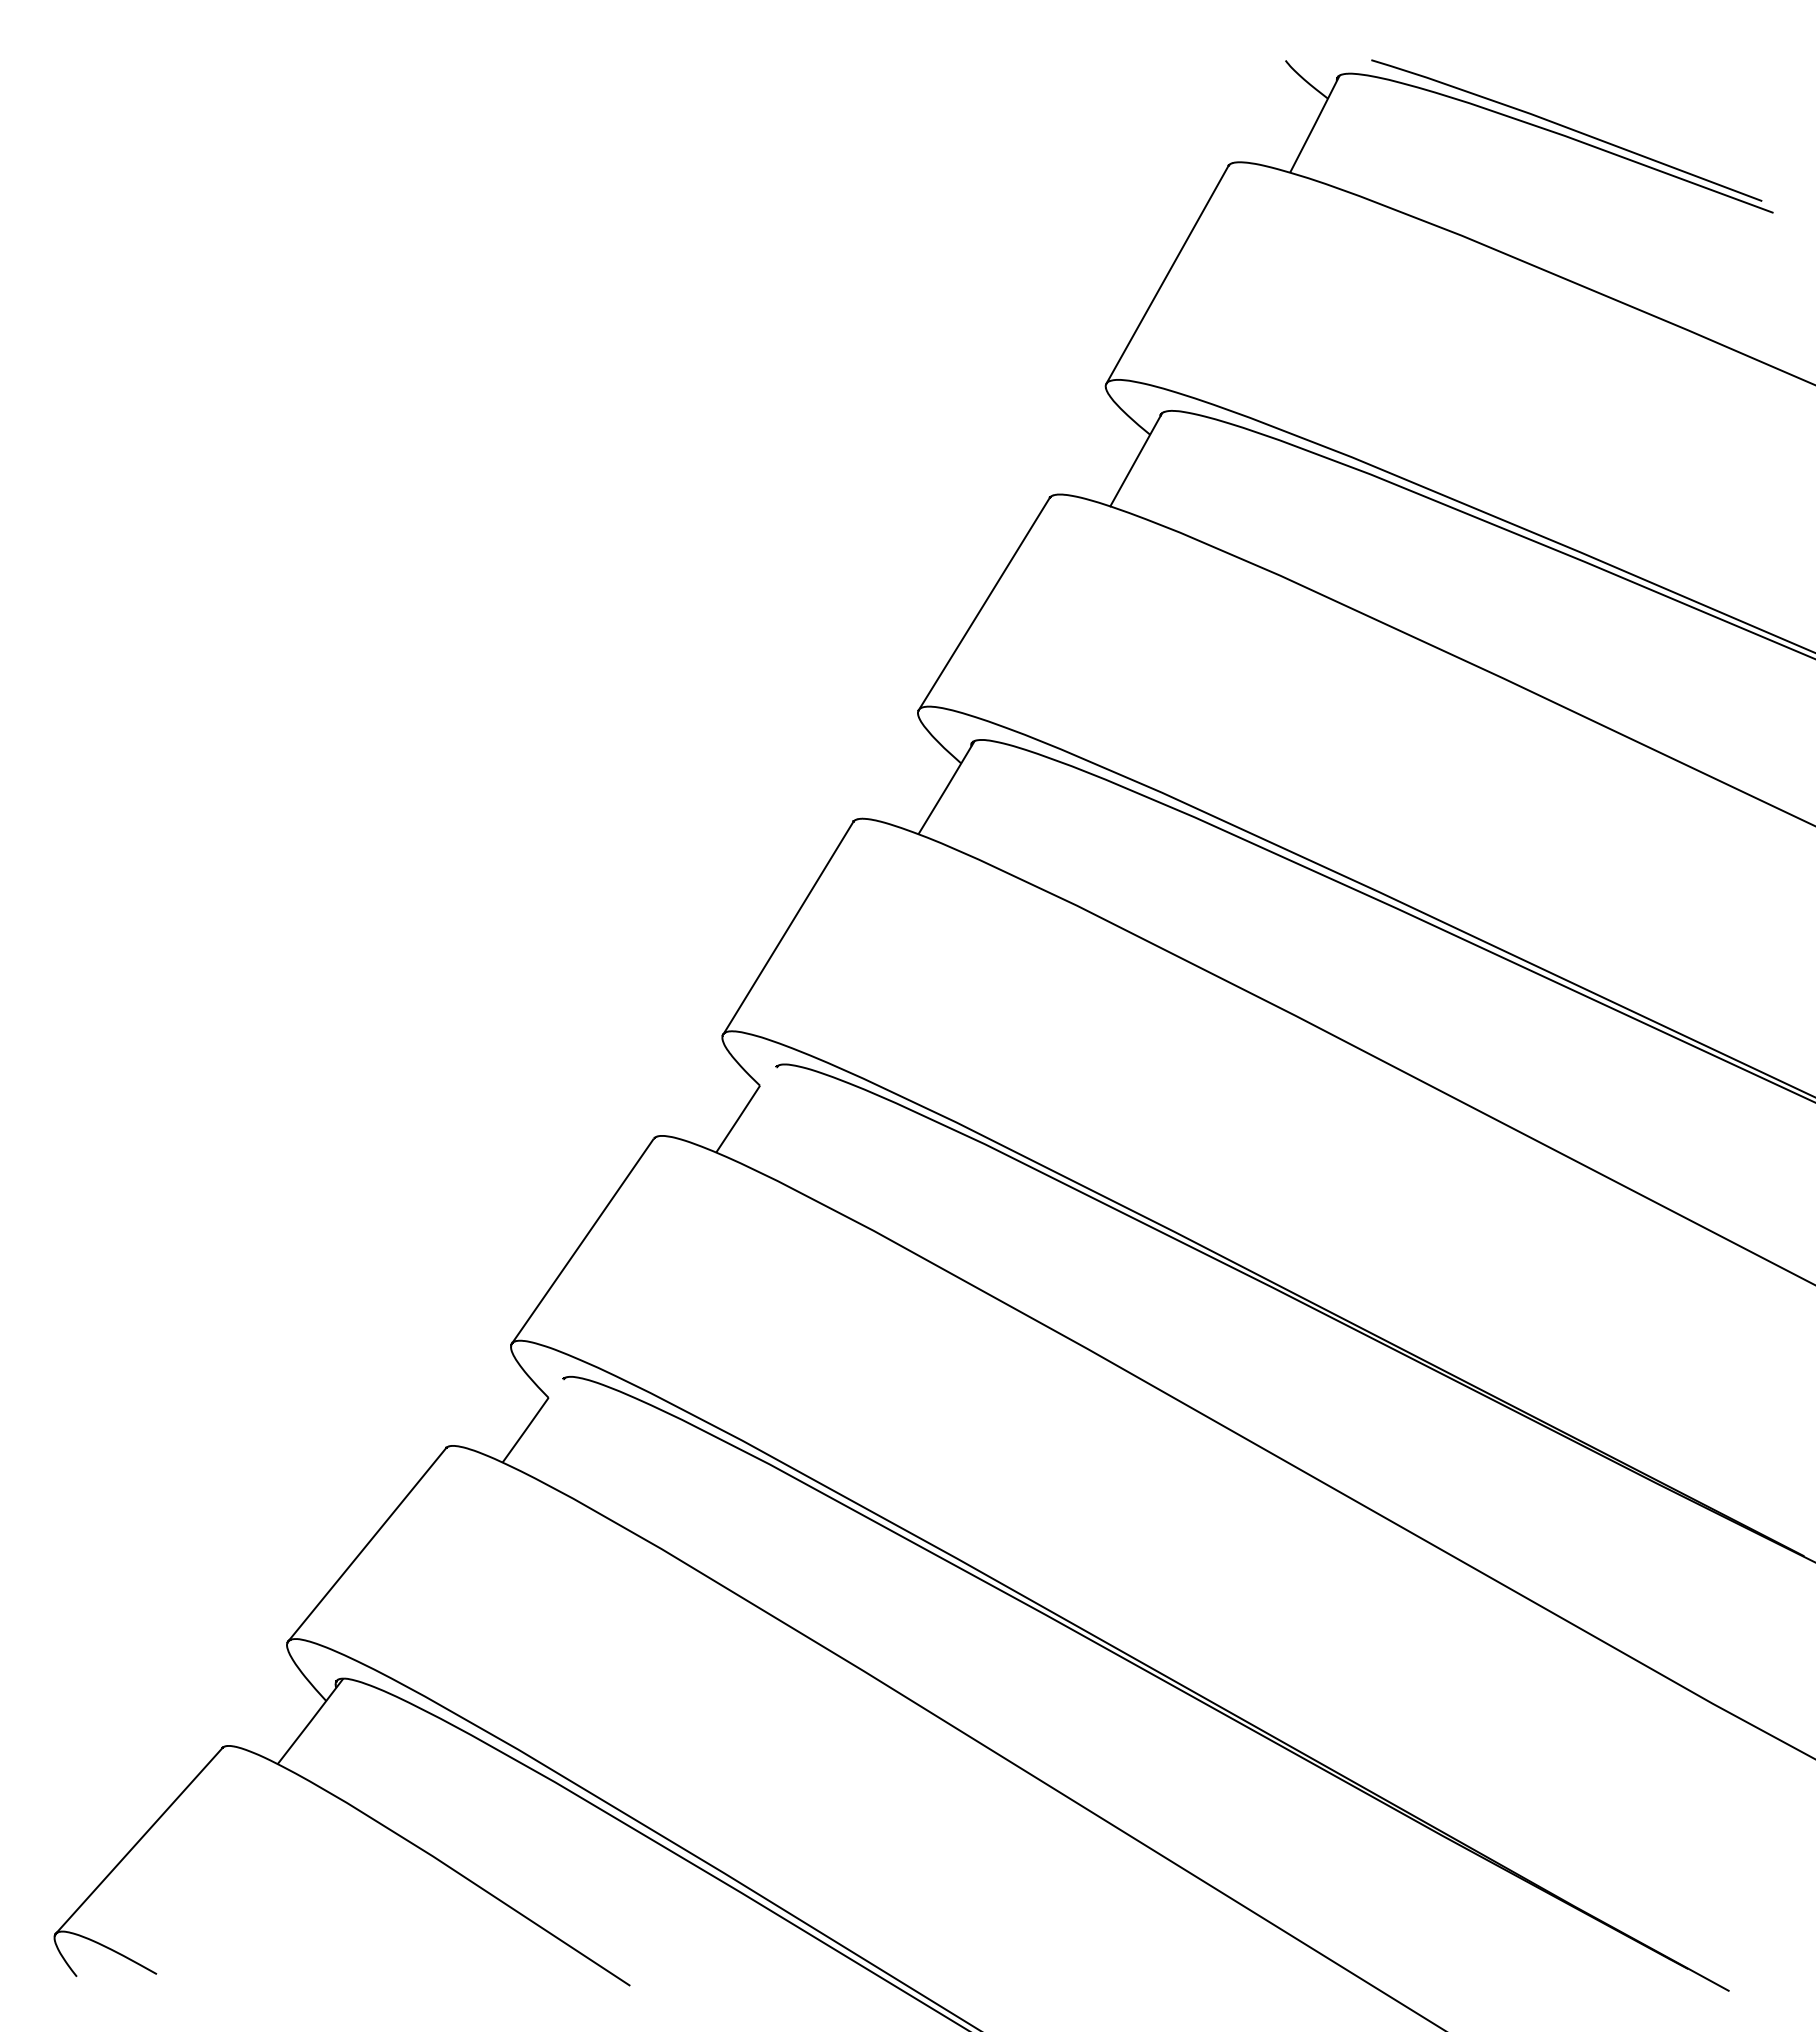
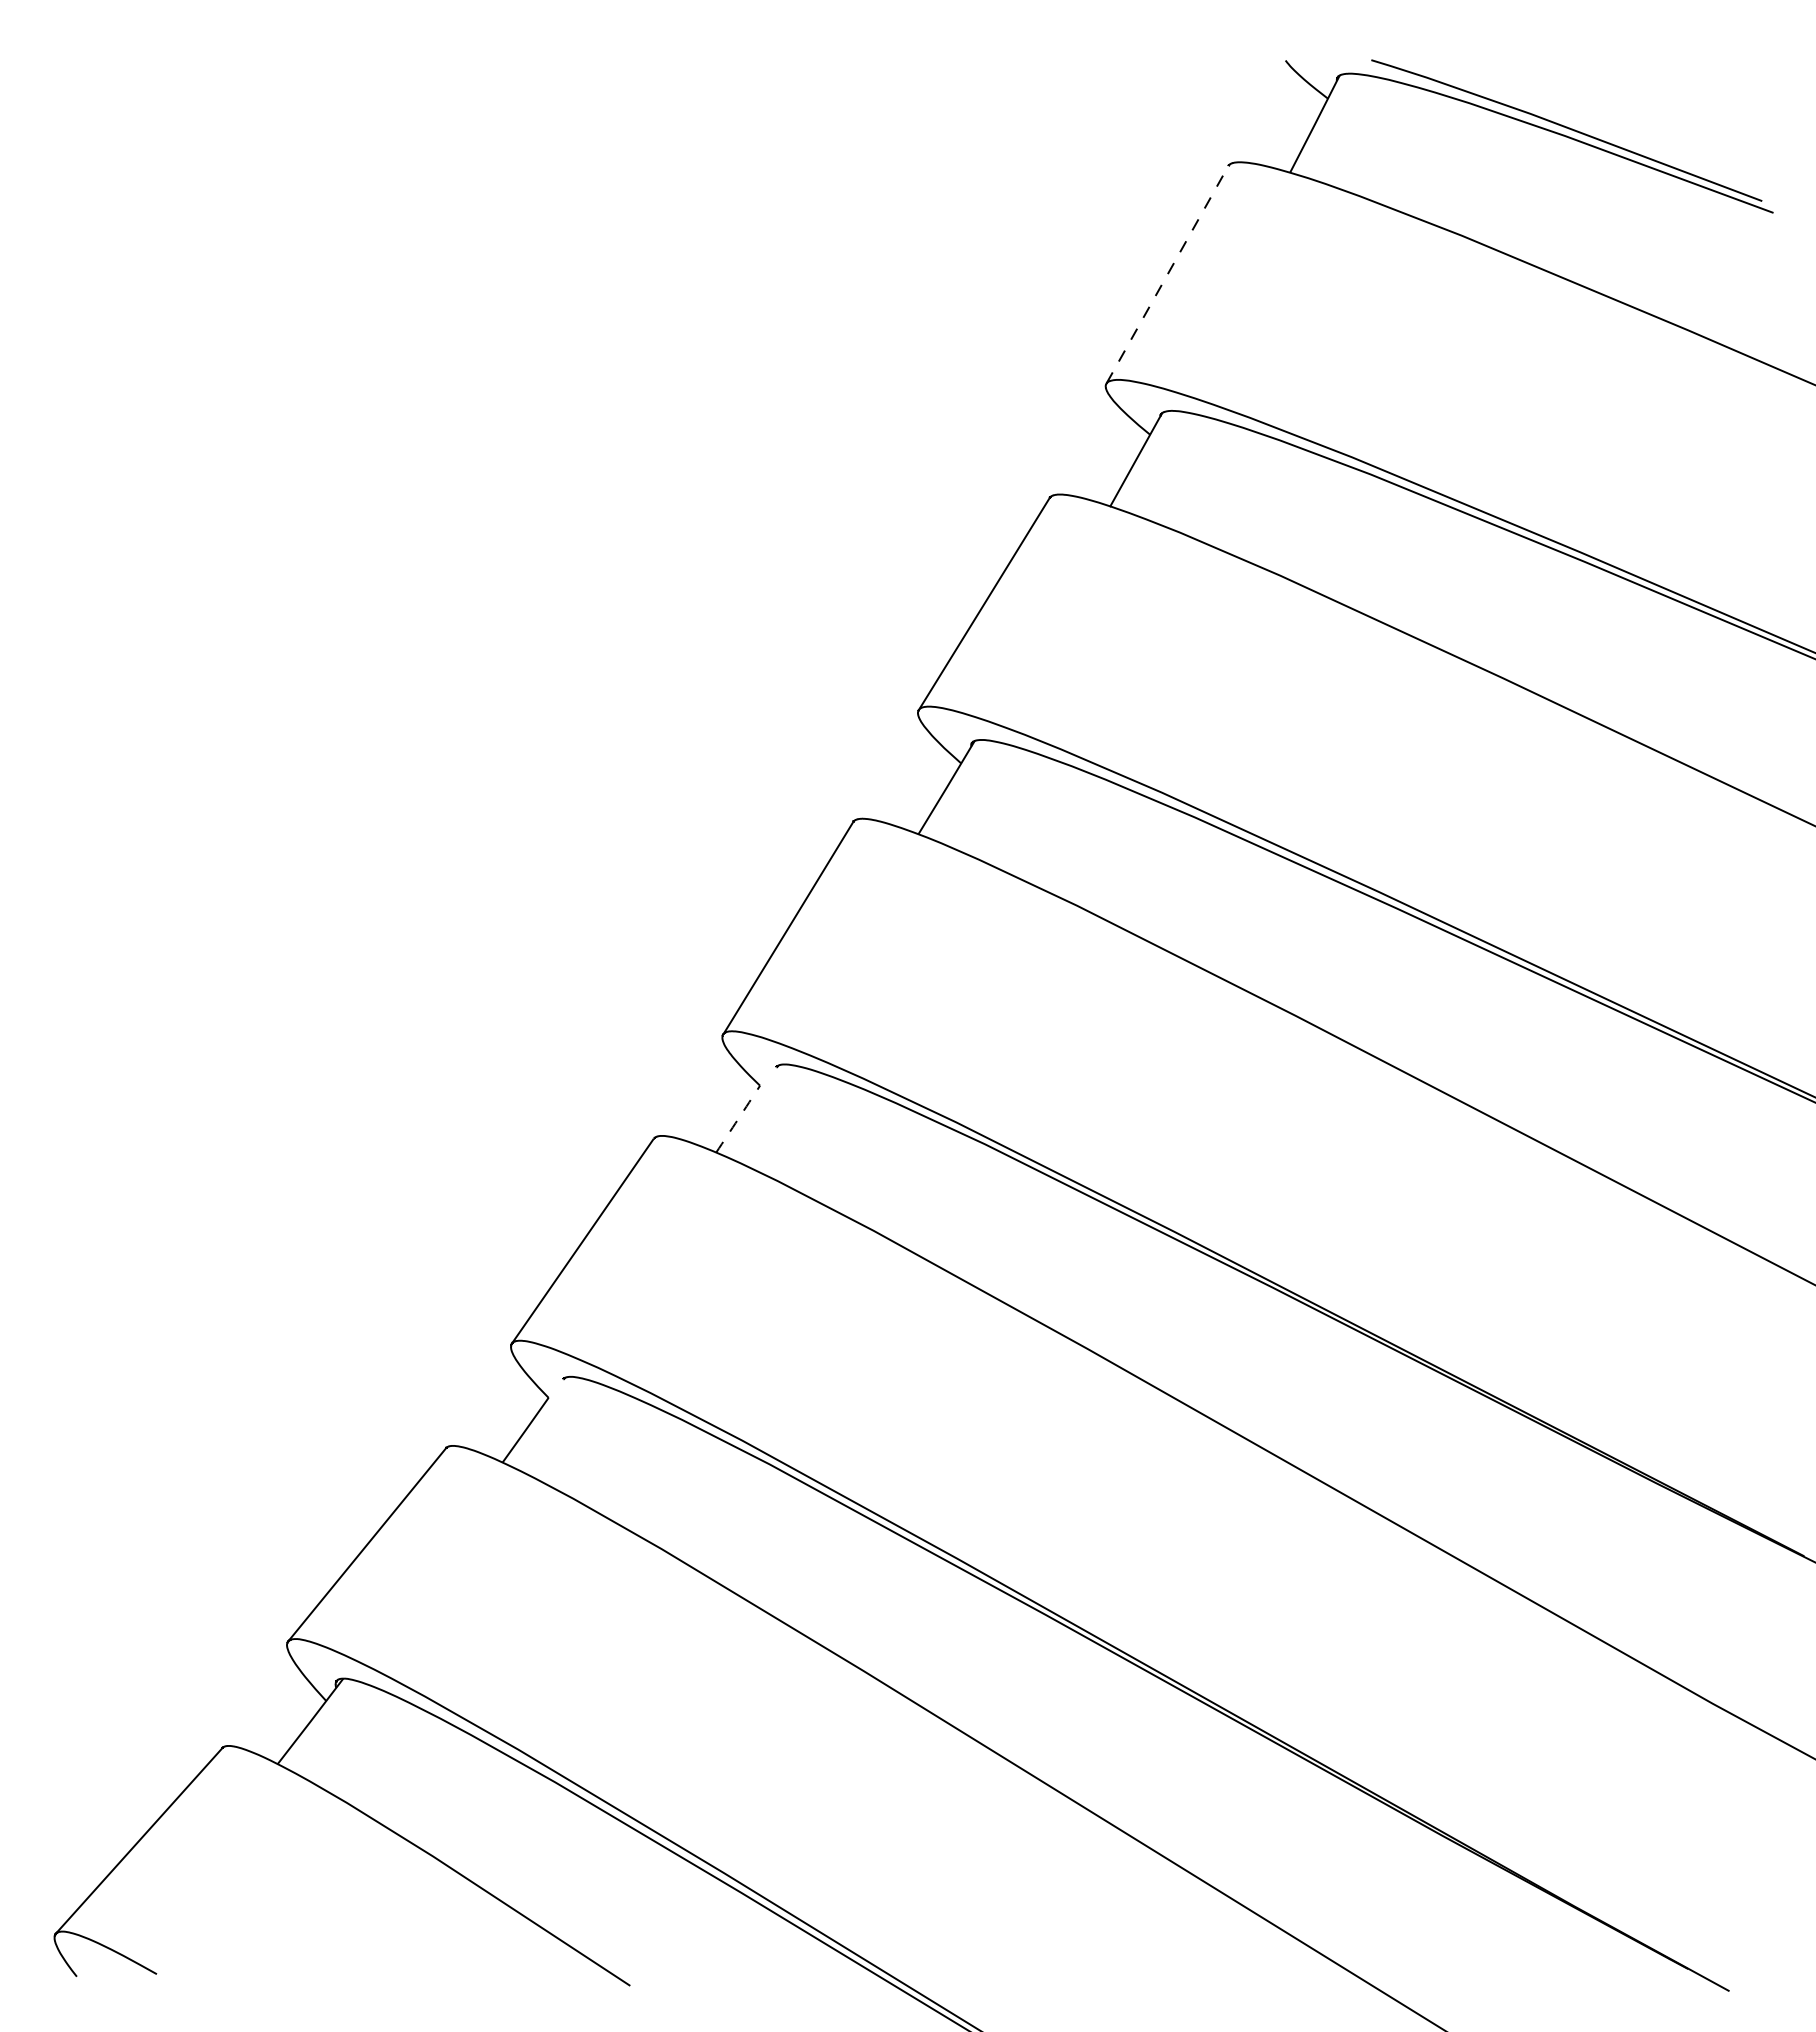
line: solid -> dashed (1167, 274)
arc: solid -> dashed (738, 1119)
